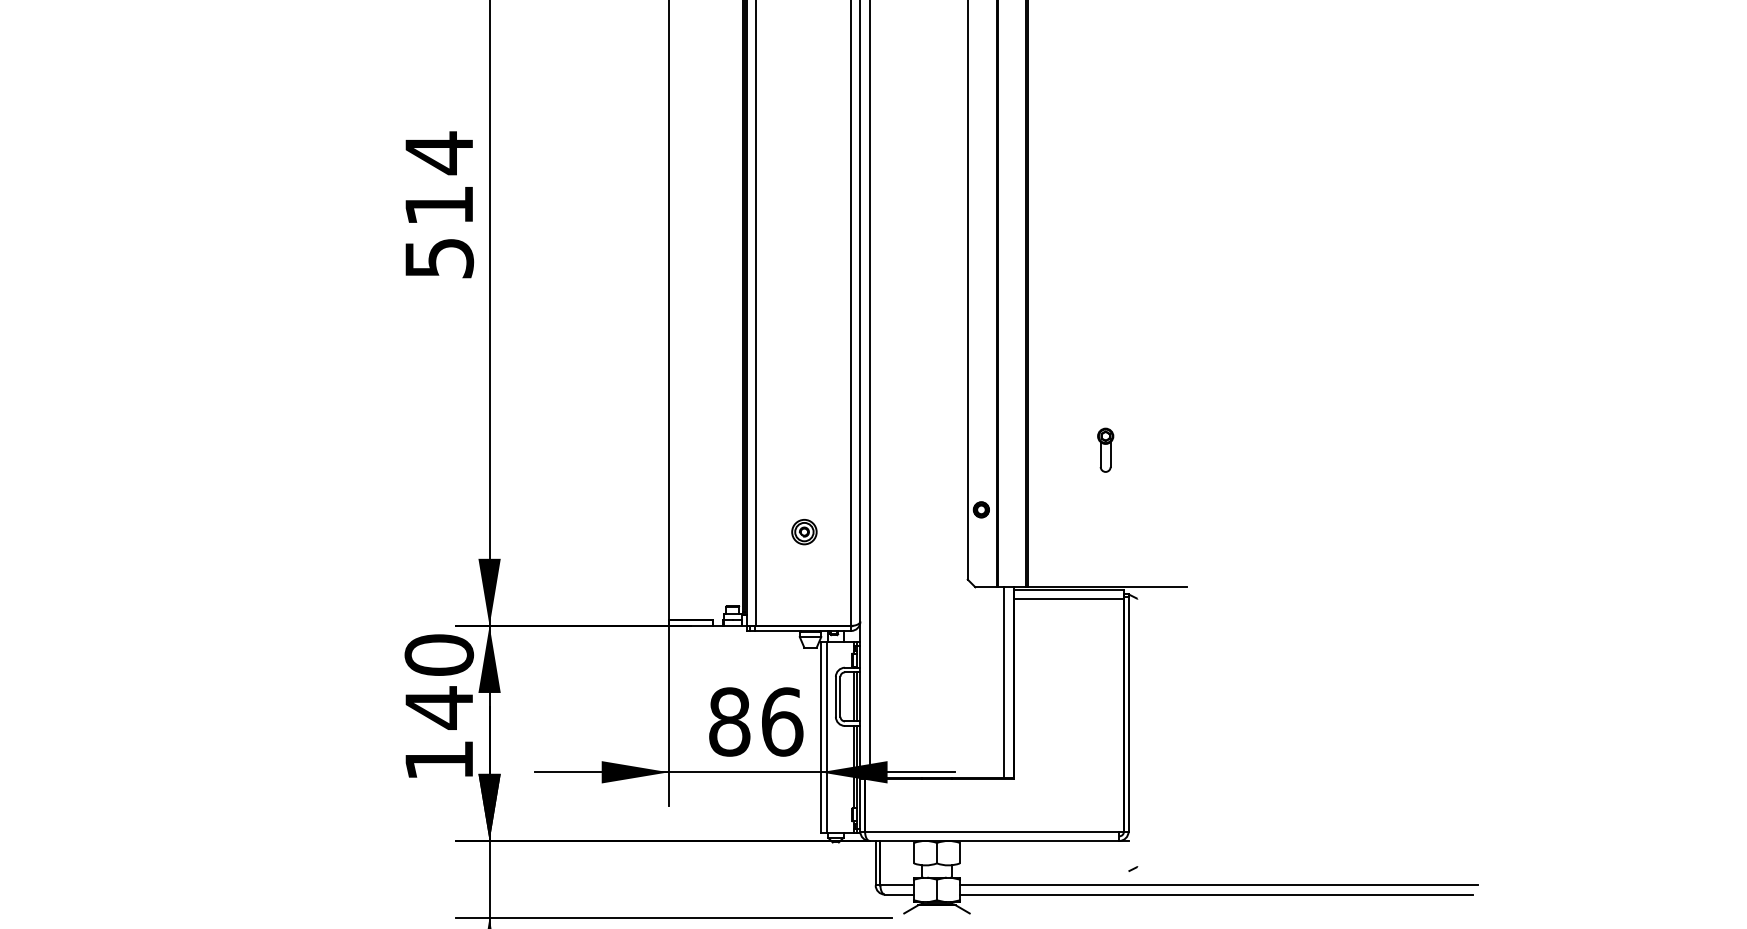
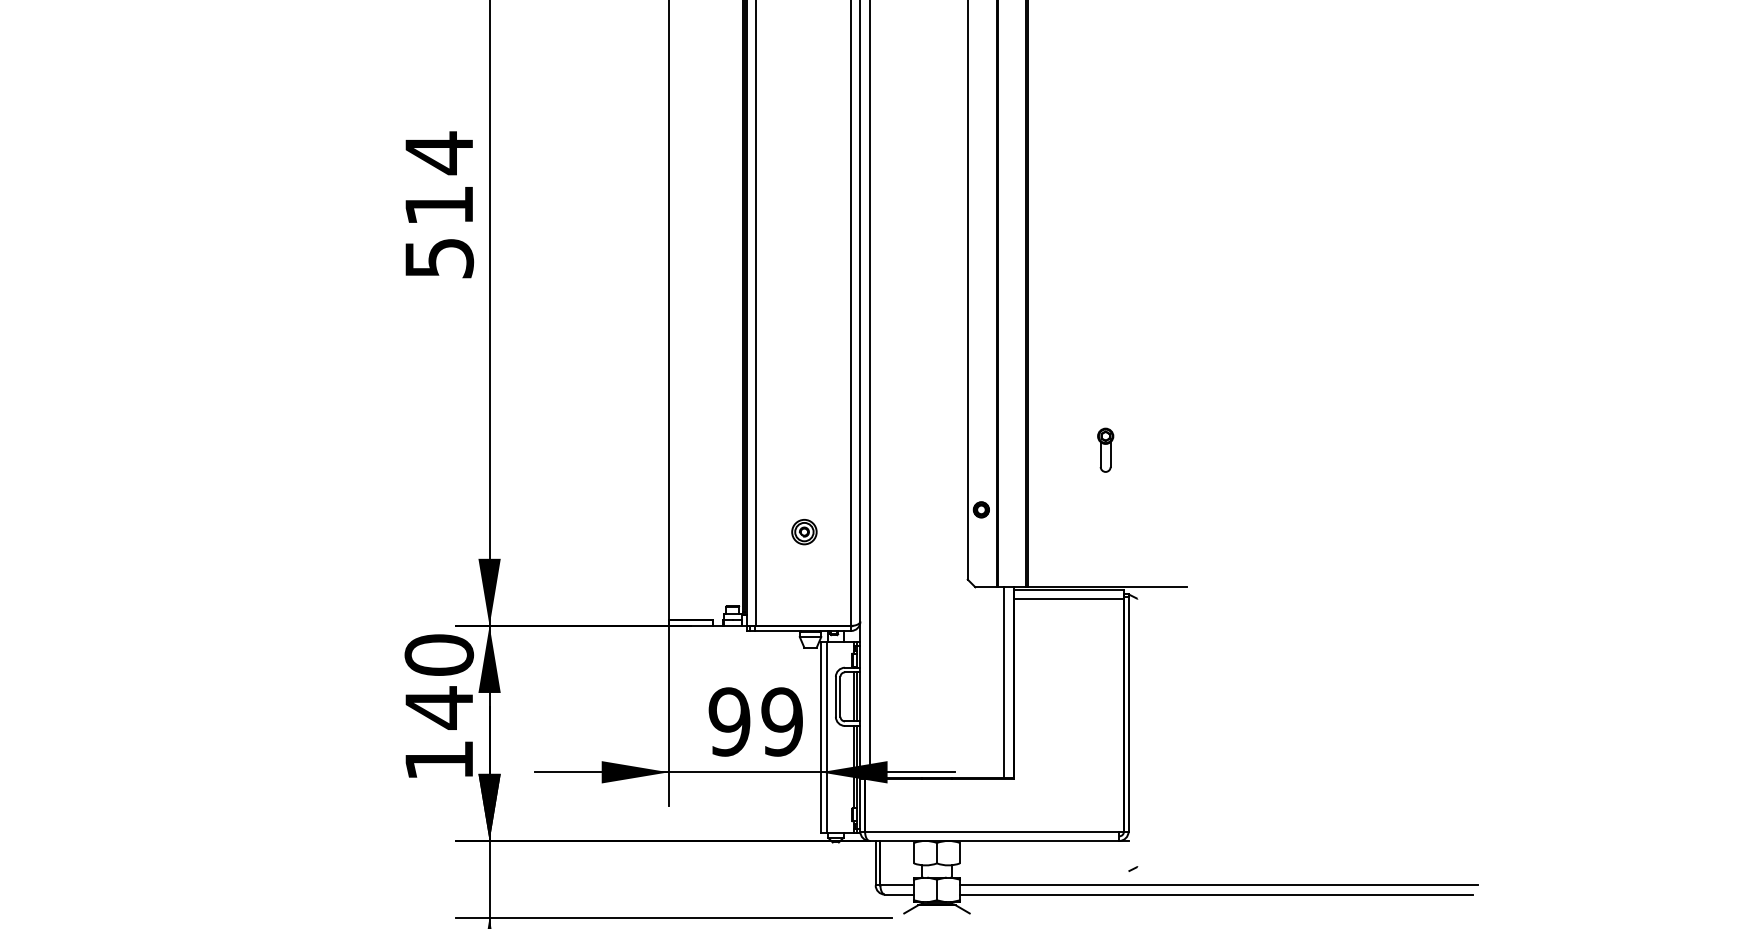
text: 86 -> 99 (755, 721)
